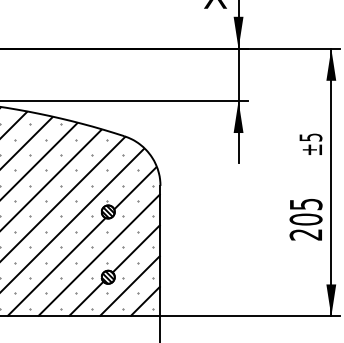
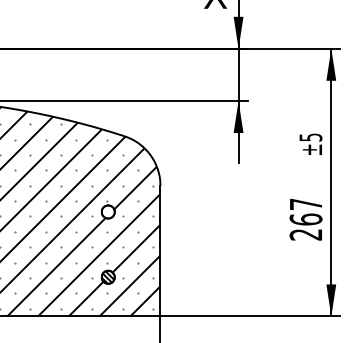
hatch: present -> none (107, 211)
text: 205 -> 267 (305, 211)
